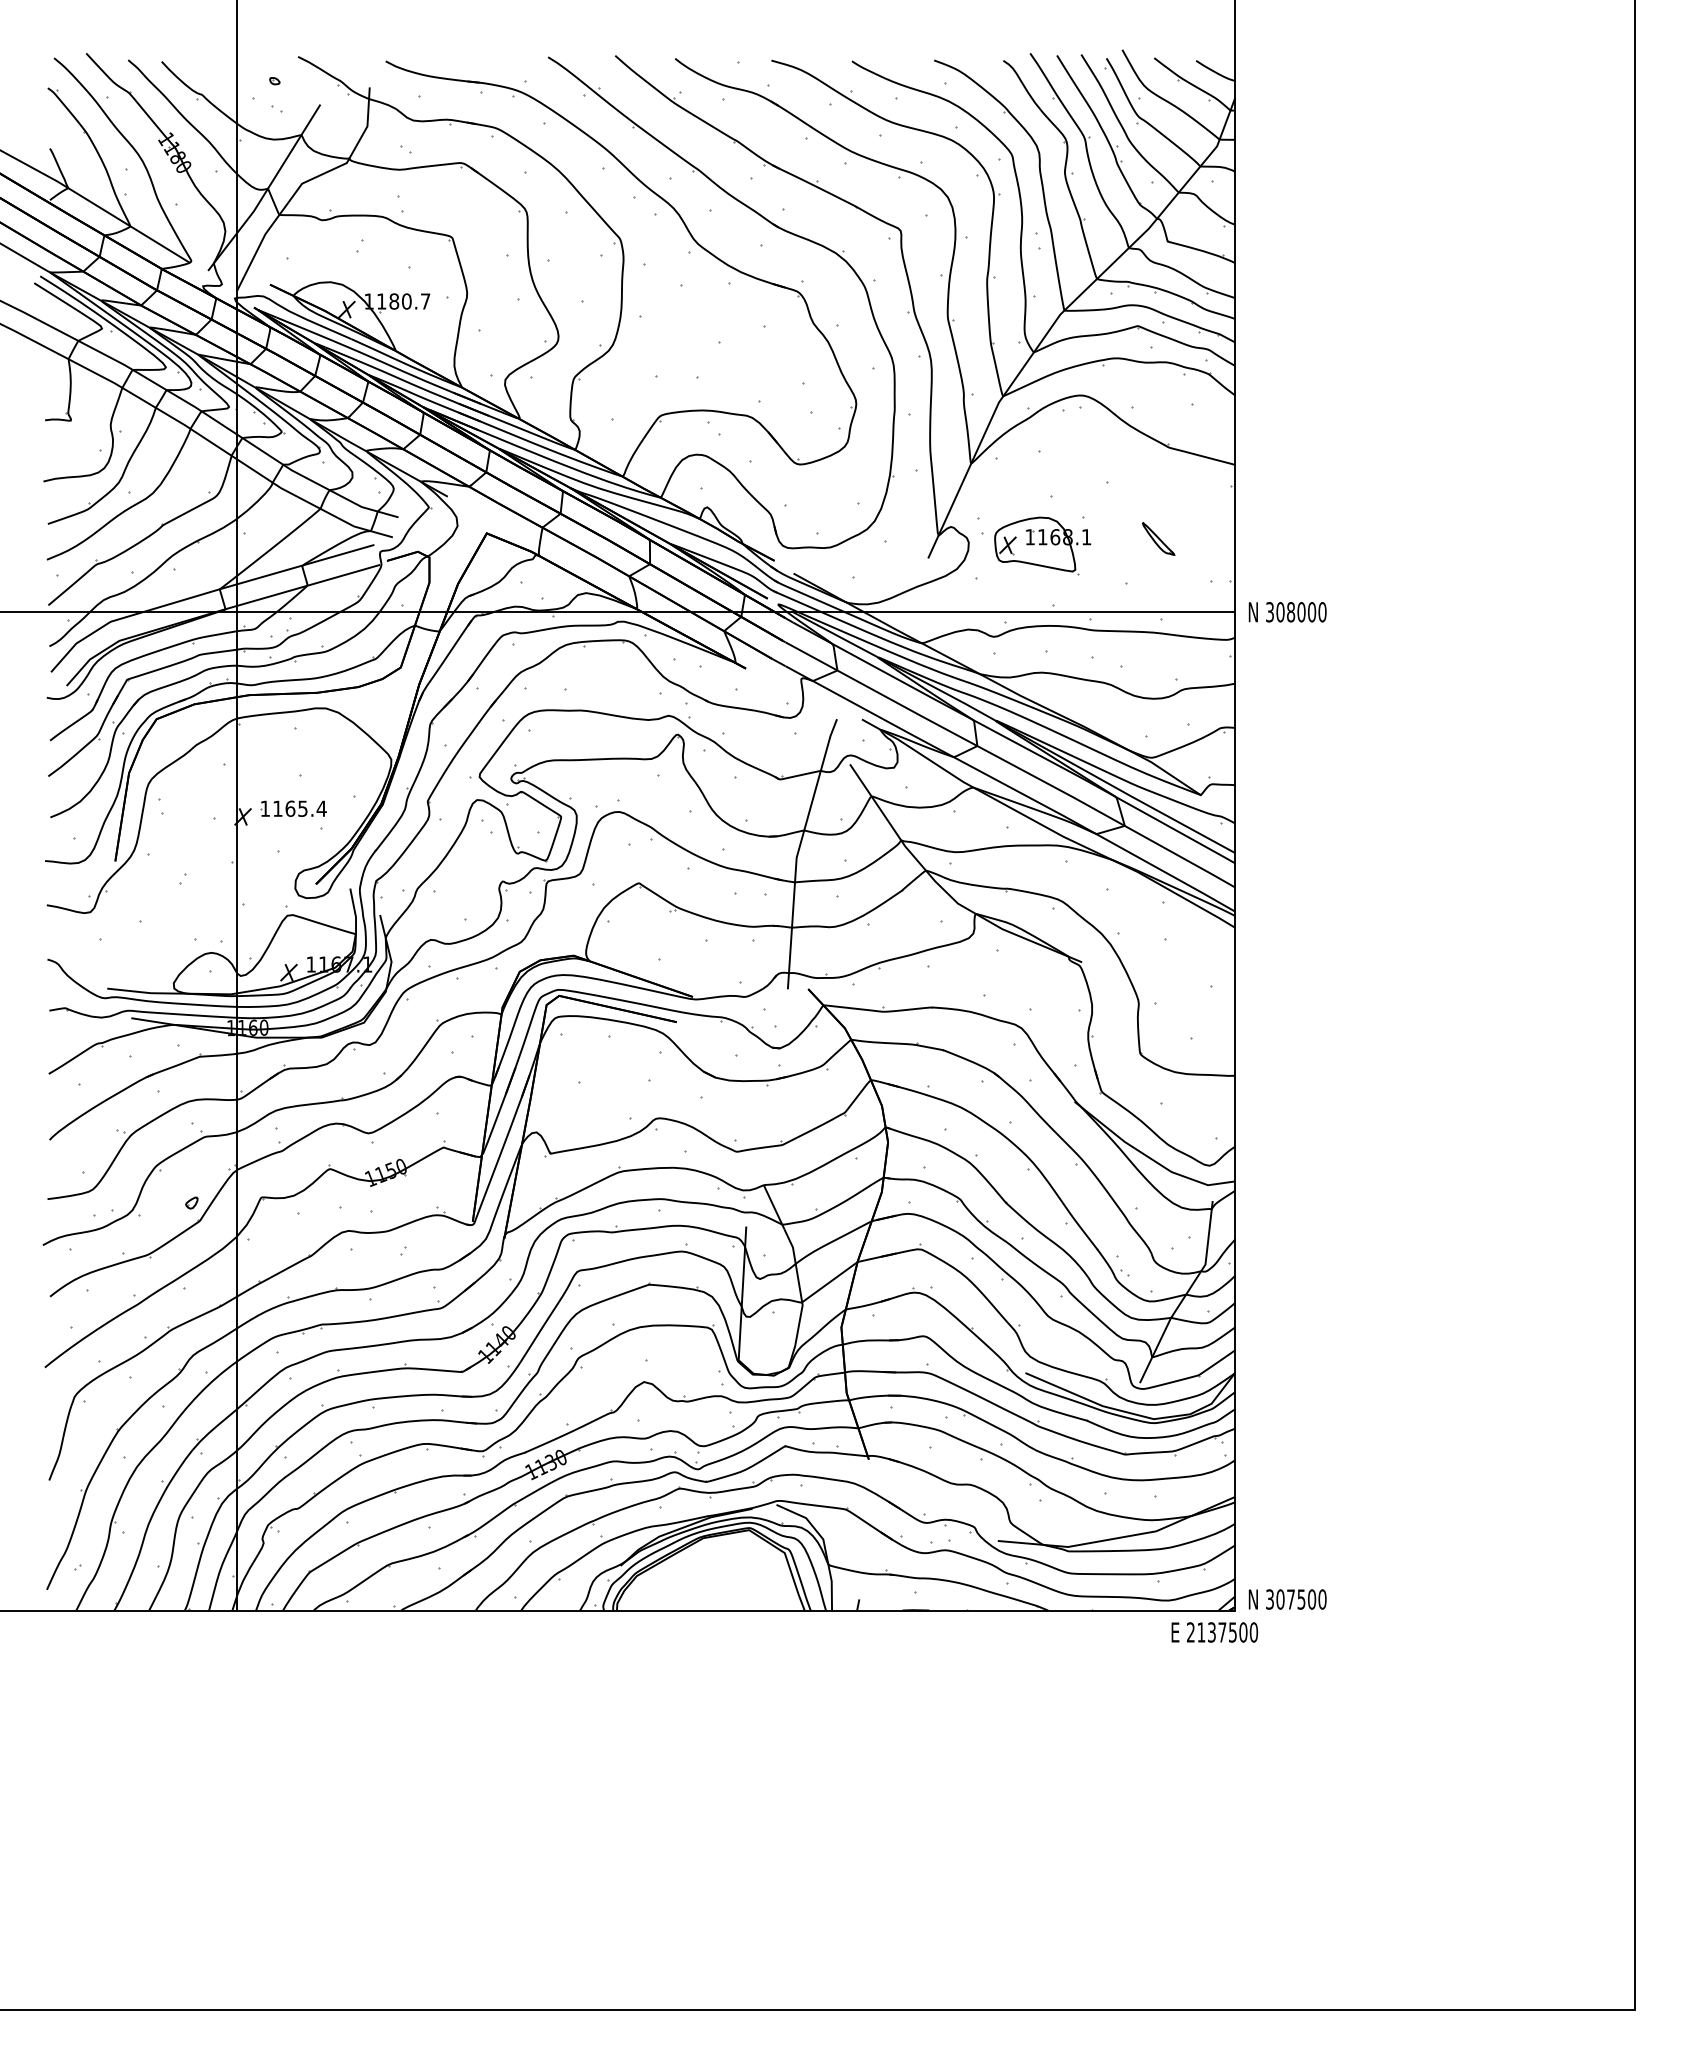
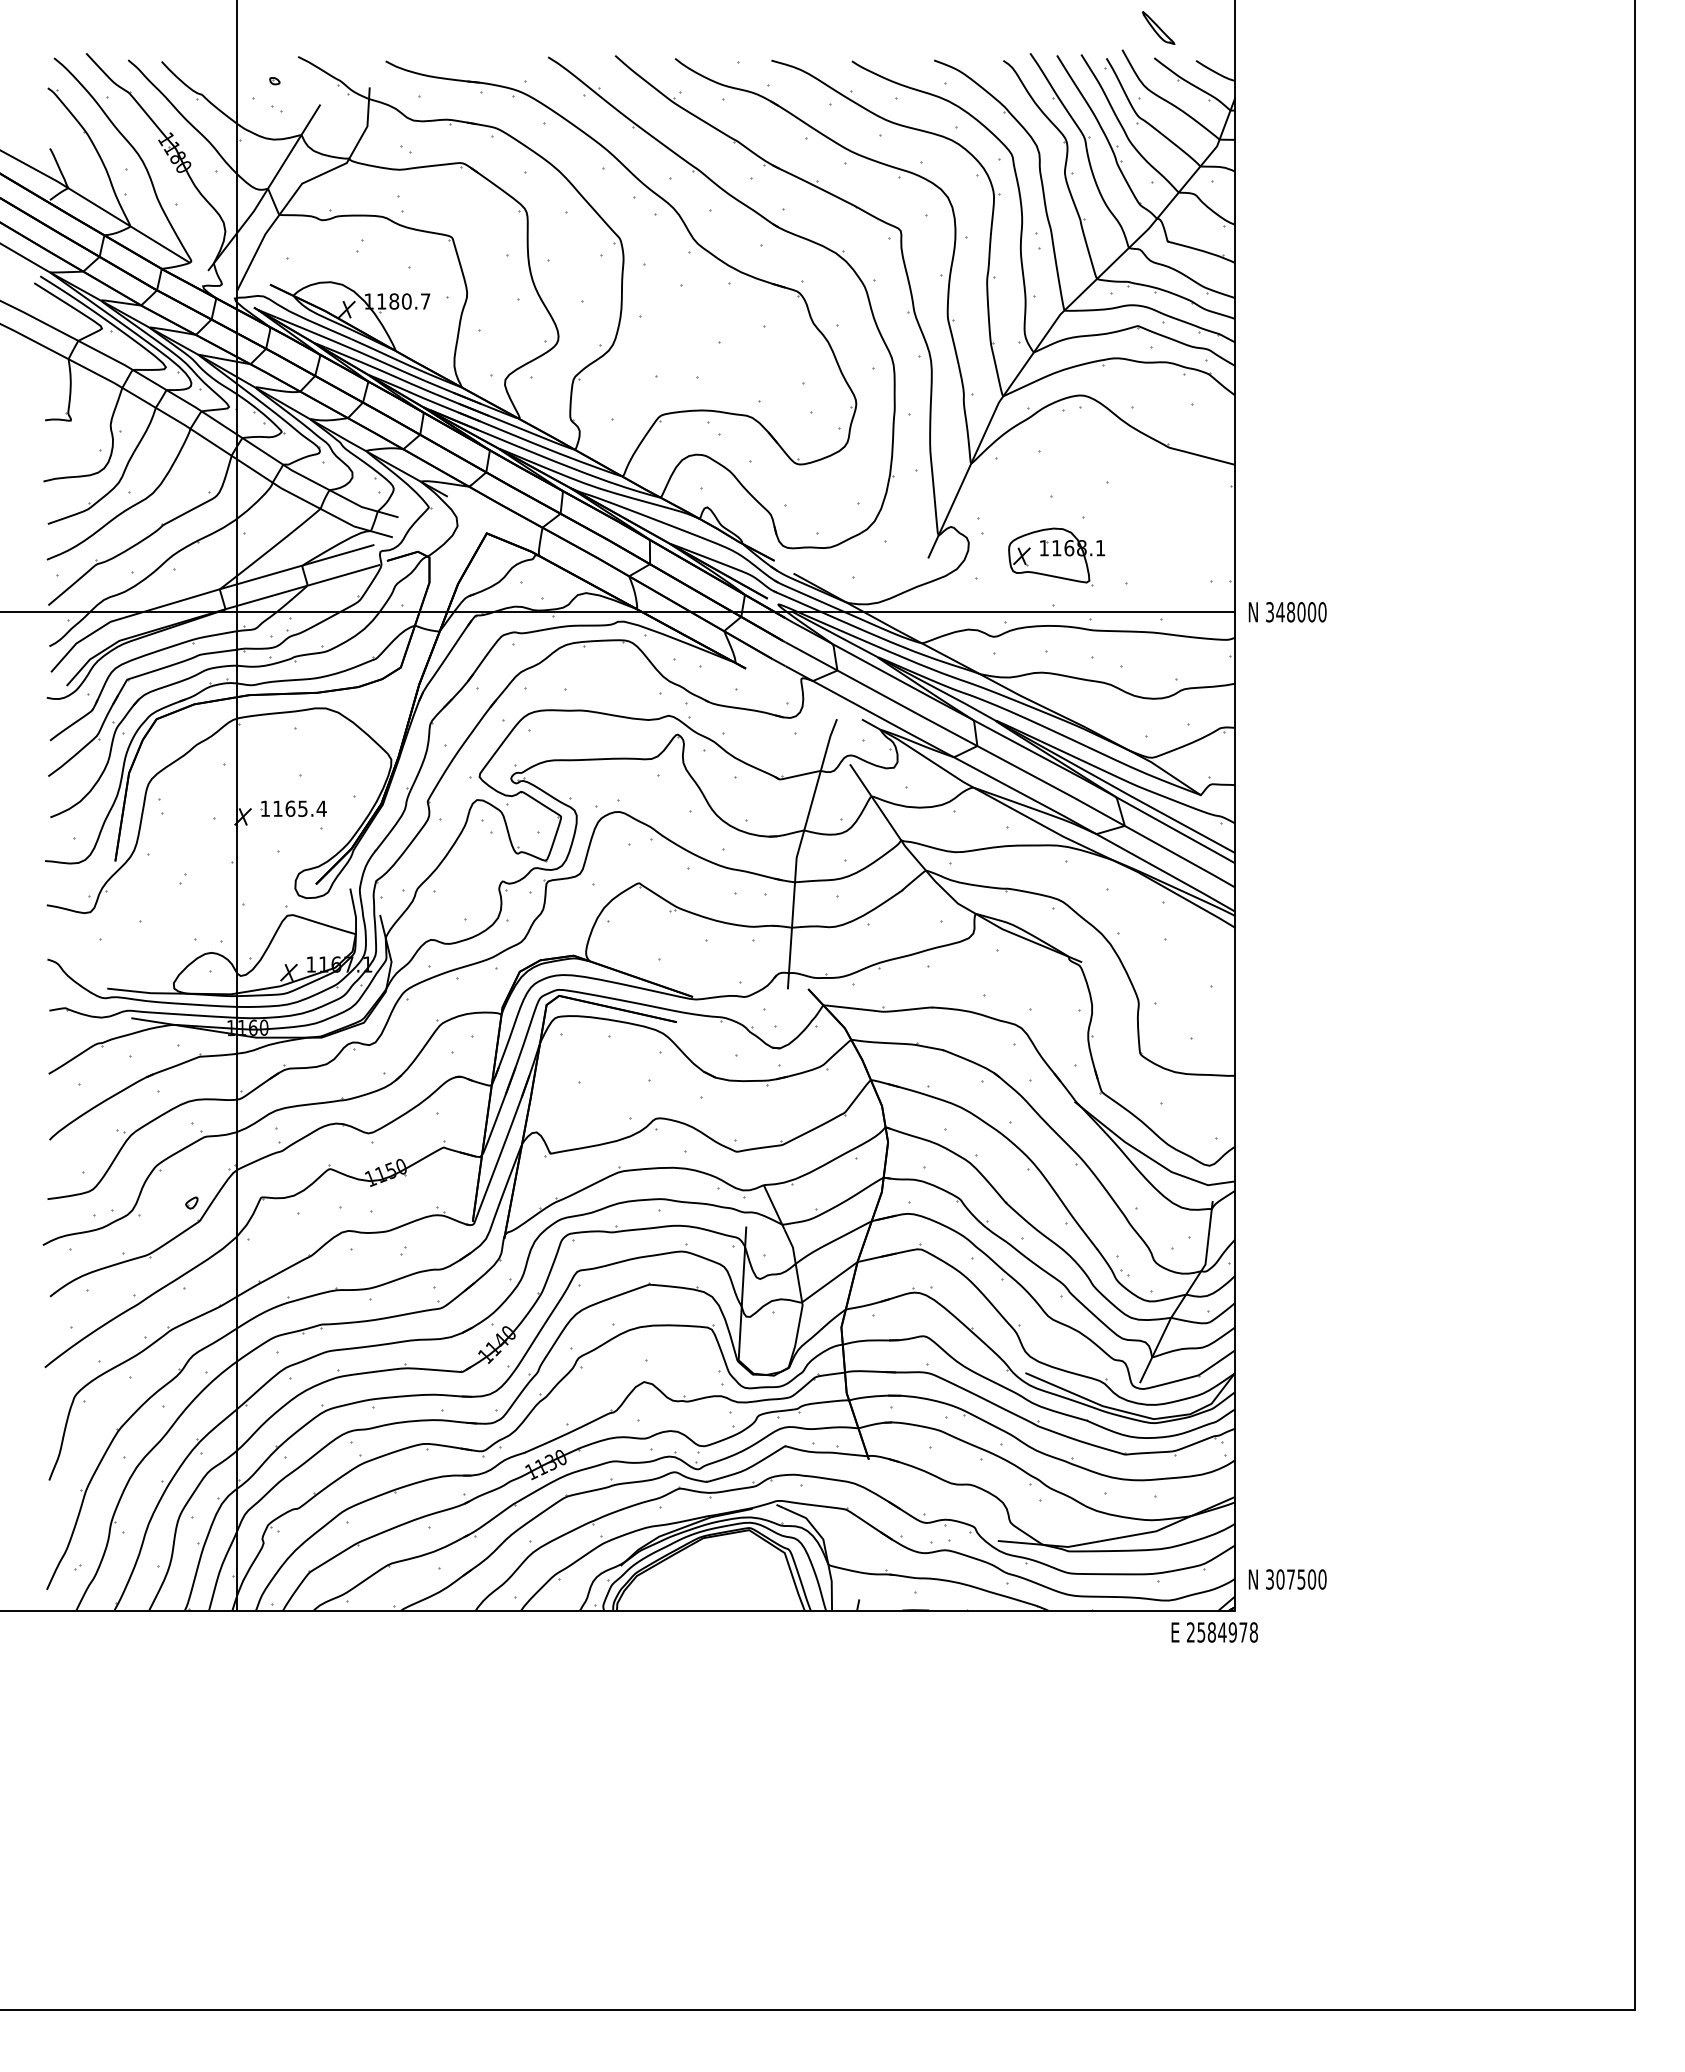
part position: (1158, 538) -> (1158, 27) (1158, 27)
part position: (1042, 545) -> (1056, 556) (1056, 556)
text: 308000 -> 348000 (1280, 612)
text position: (1287, 1599) -> (1287, 1579) (1287, 1579)
text: 2137500 -> 2584978 (1227, 1632)
